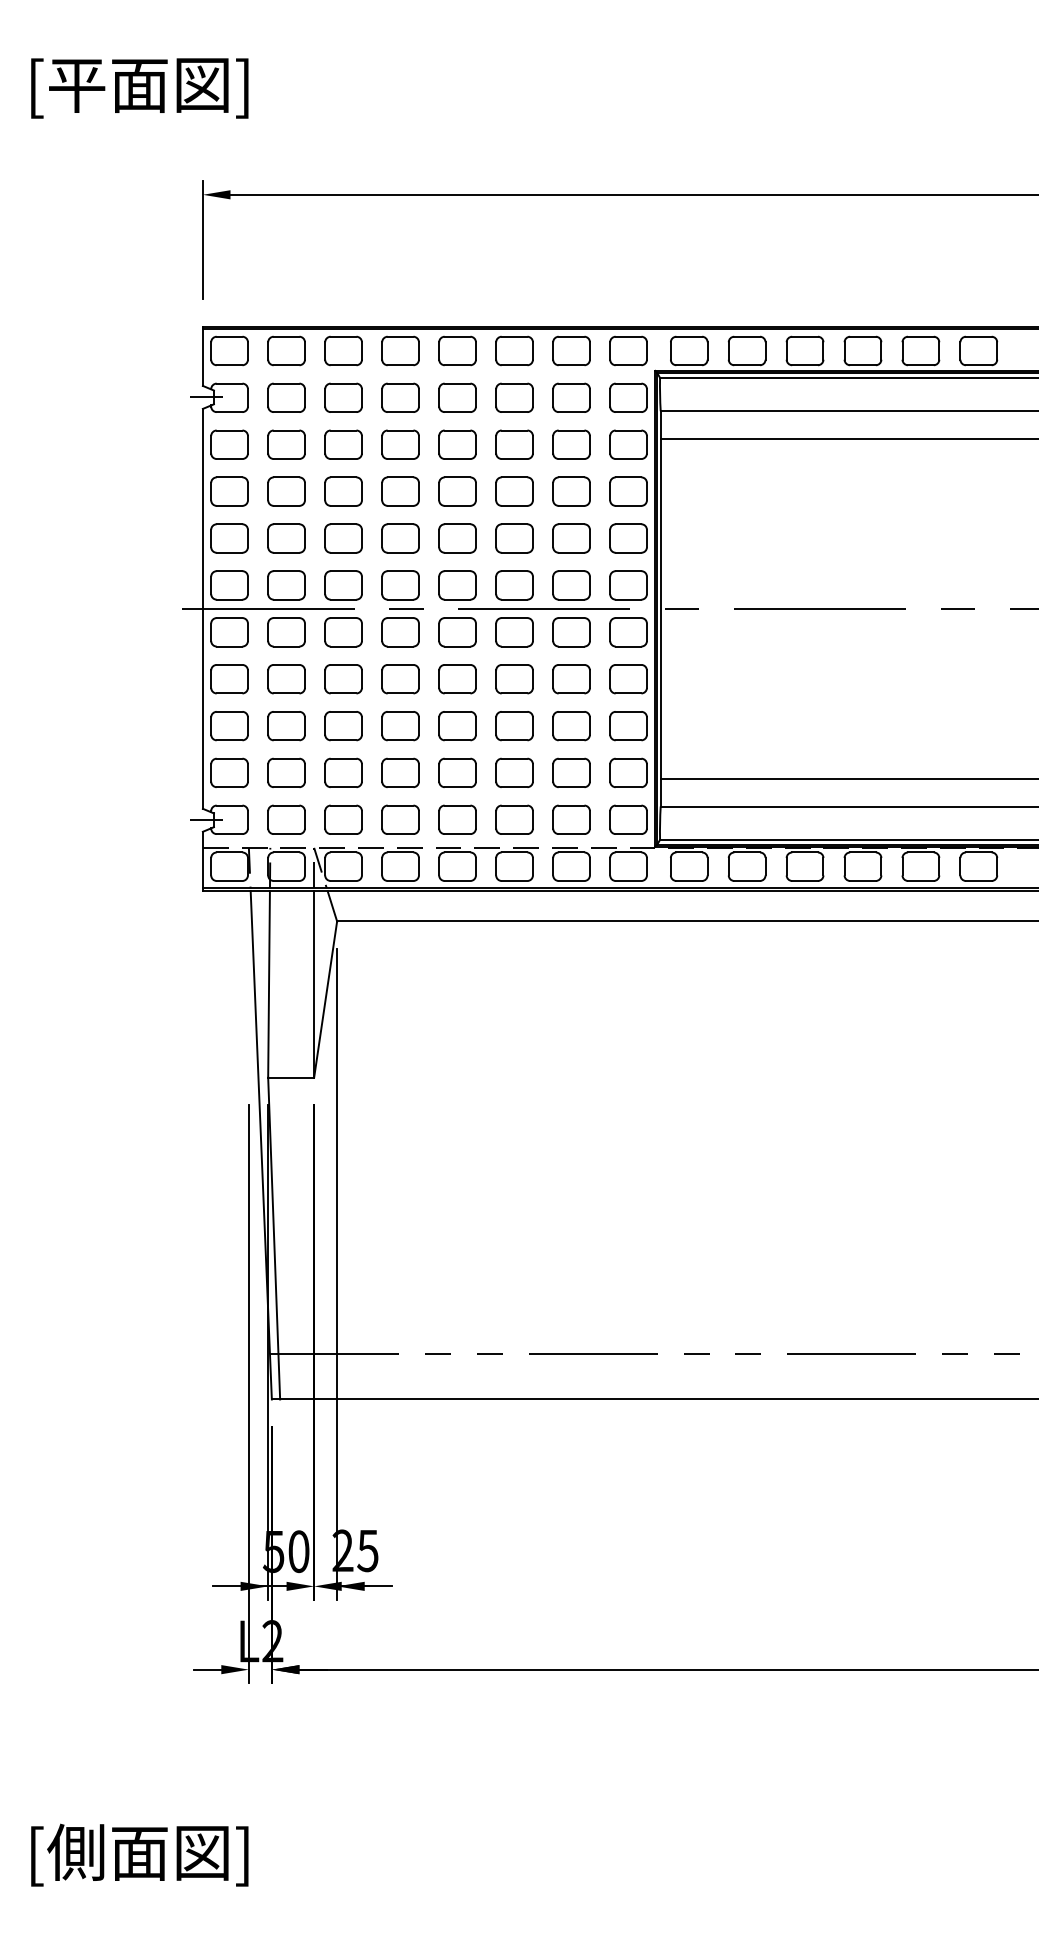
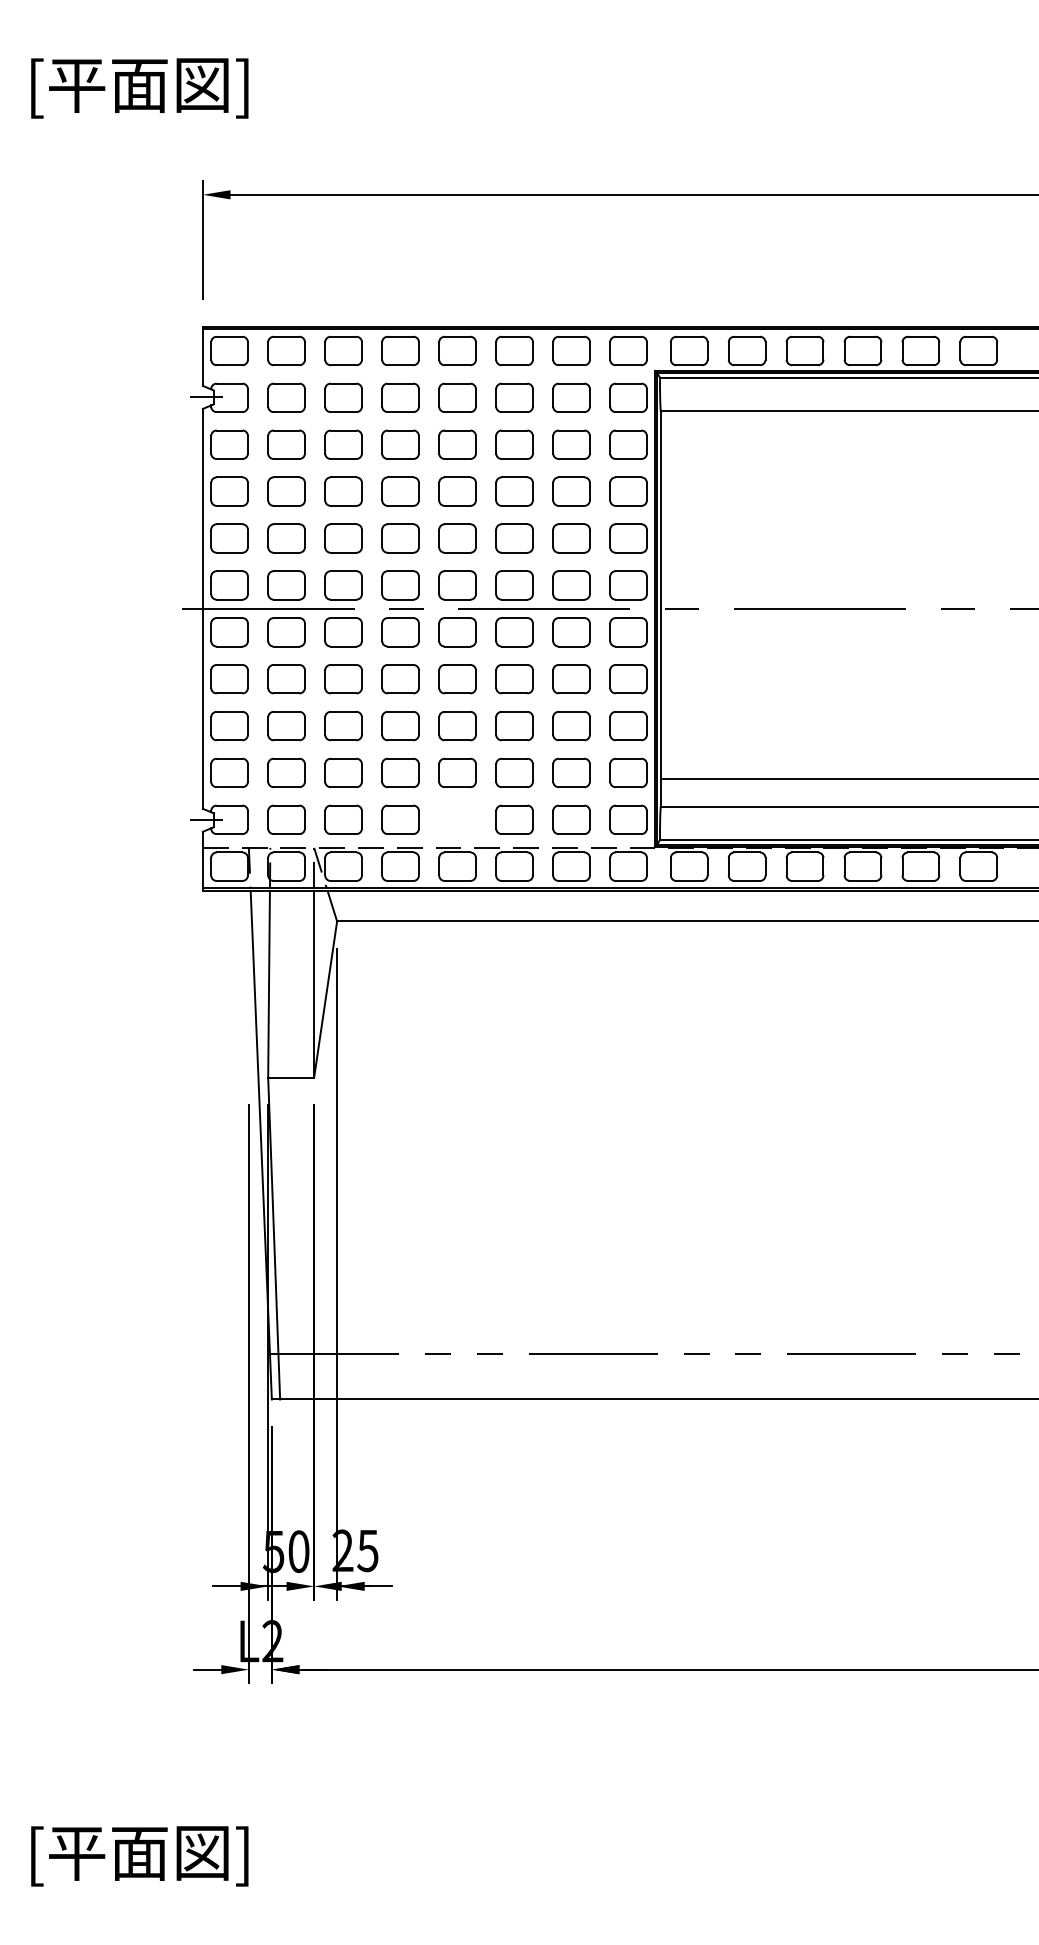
line: present -> none (847, 438)
part: present -> none (457, 819)
text: [側面図] -> [平面図] (76, 1851)
